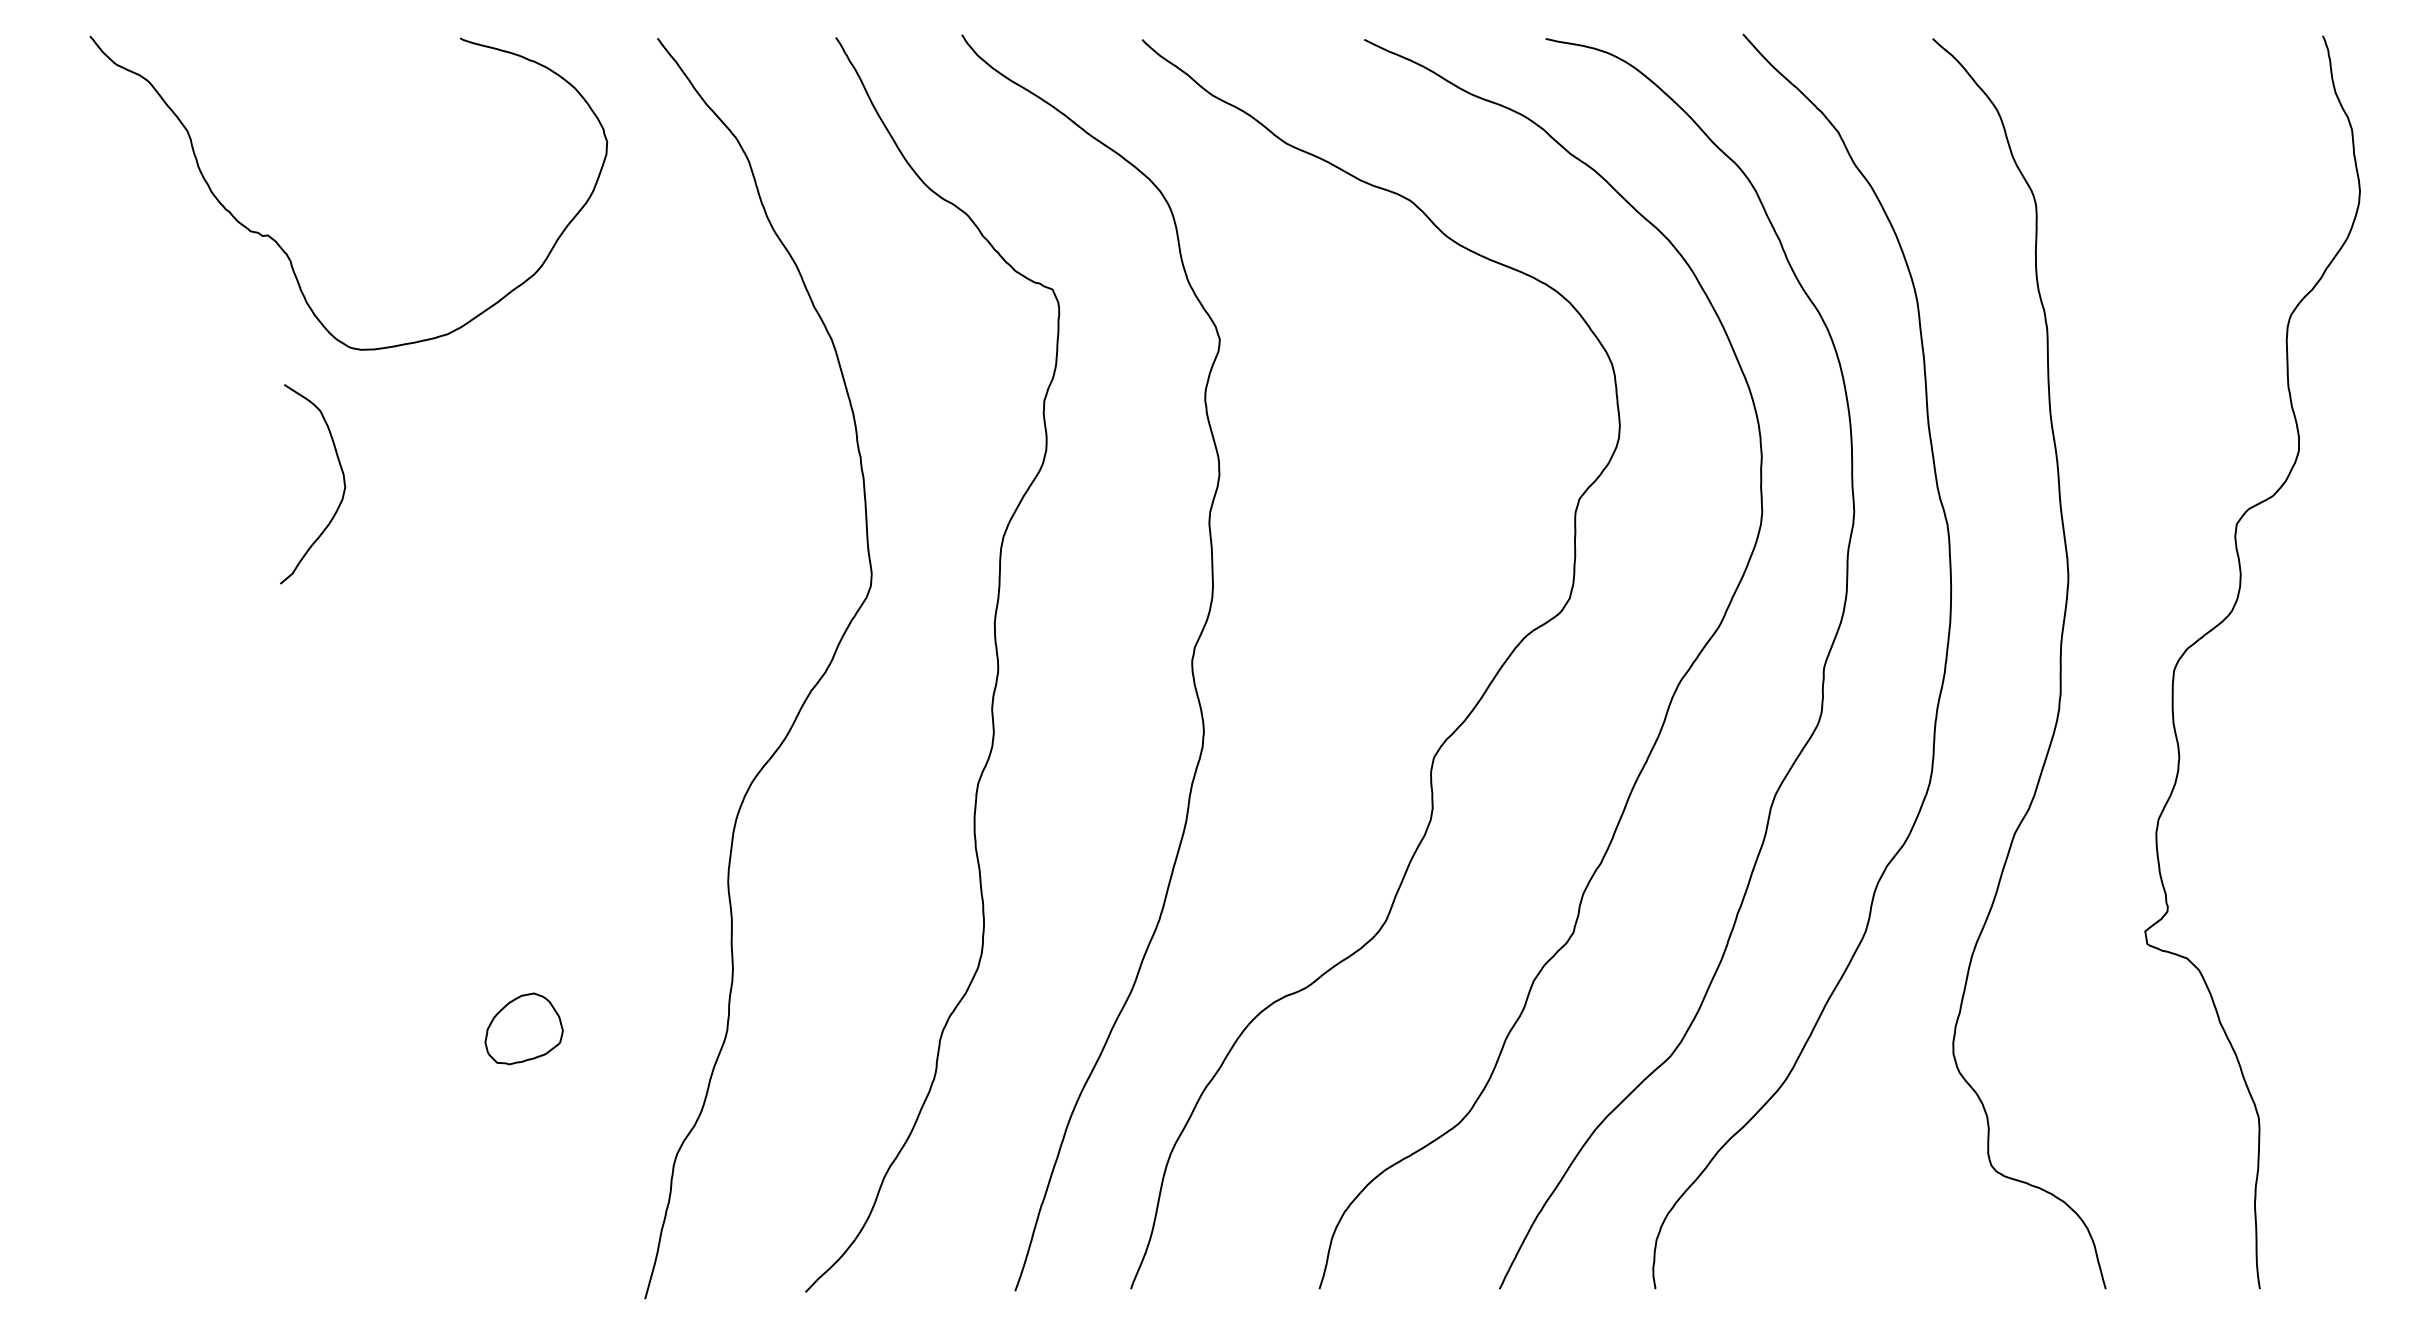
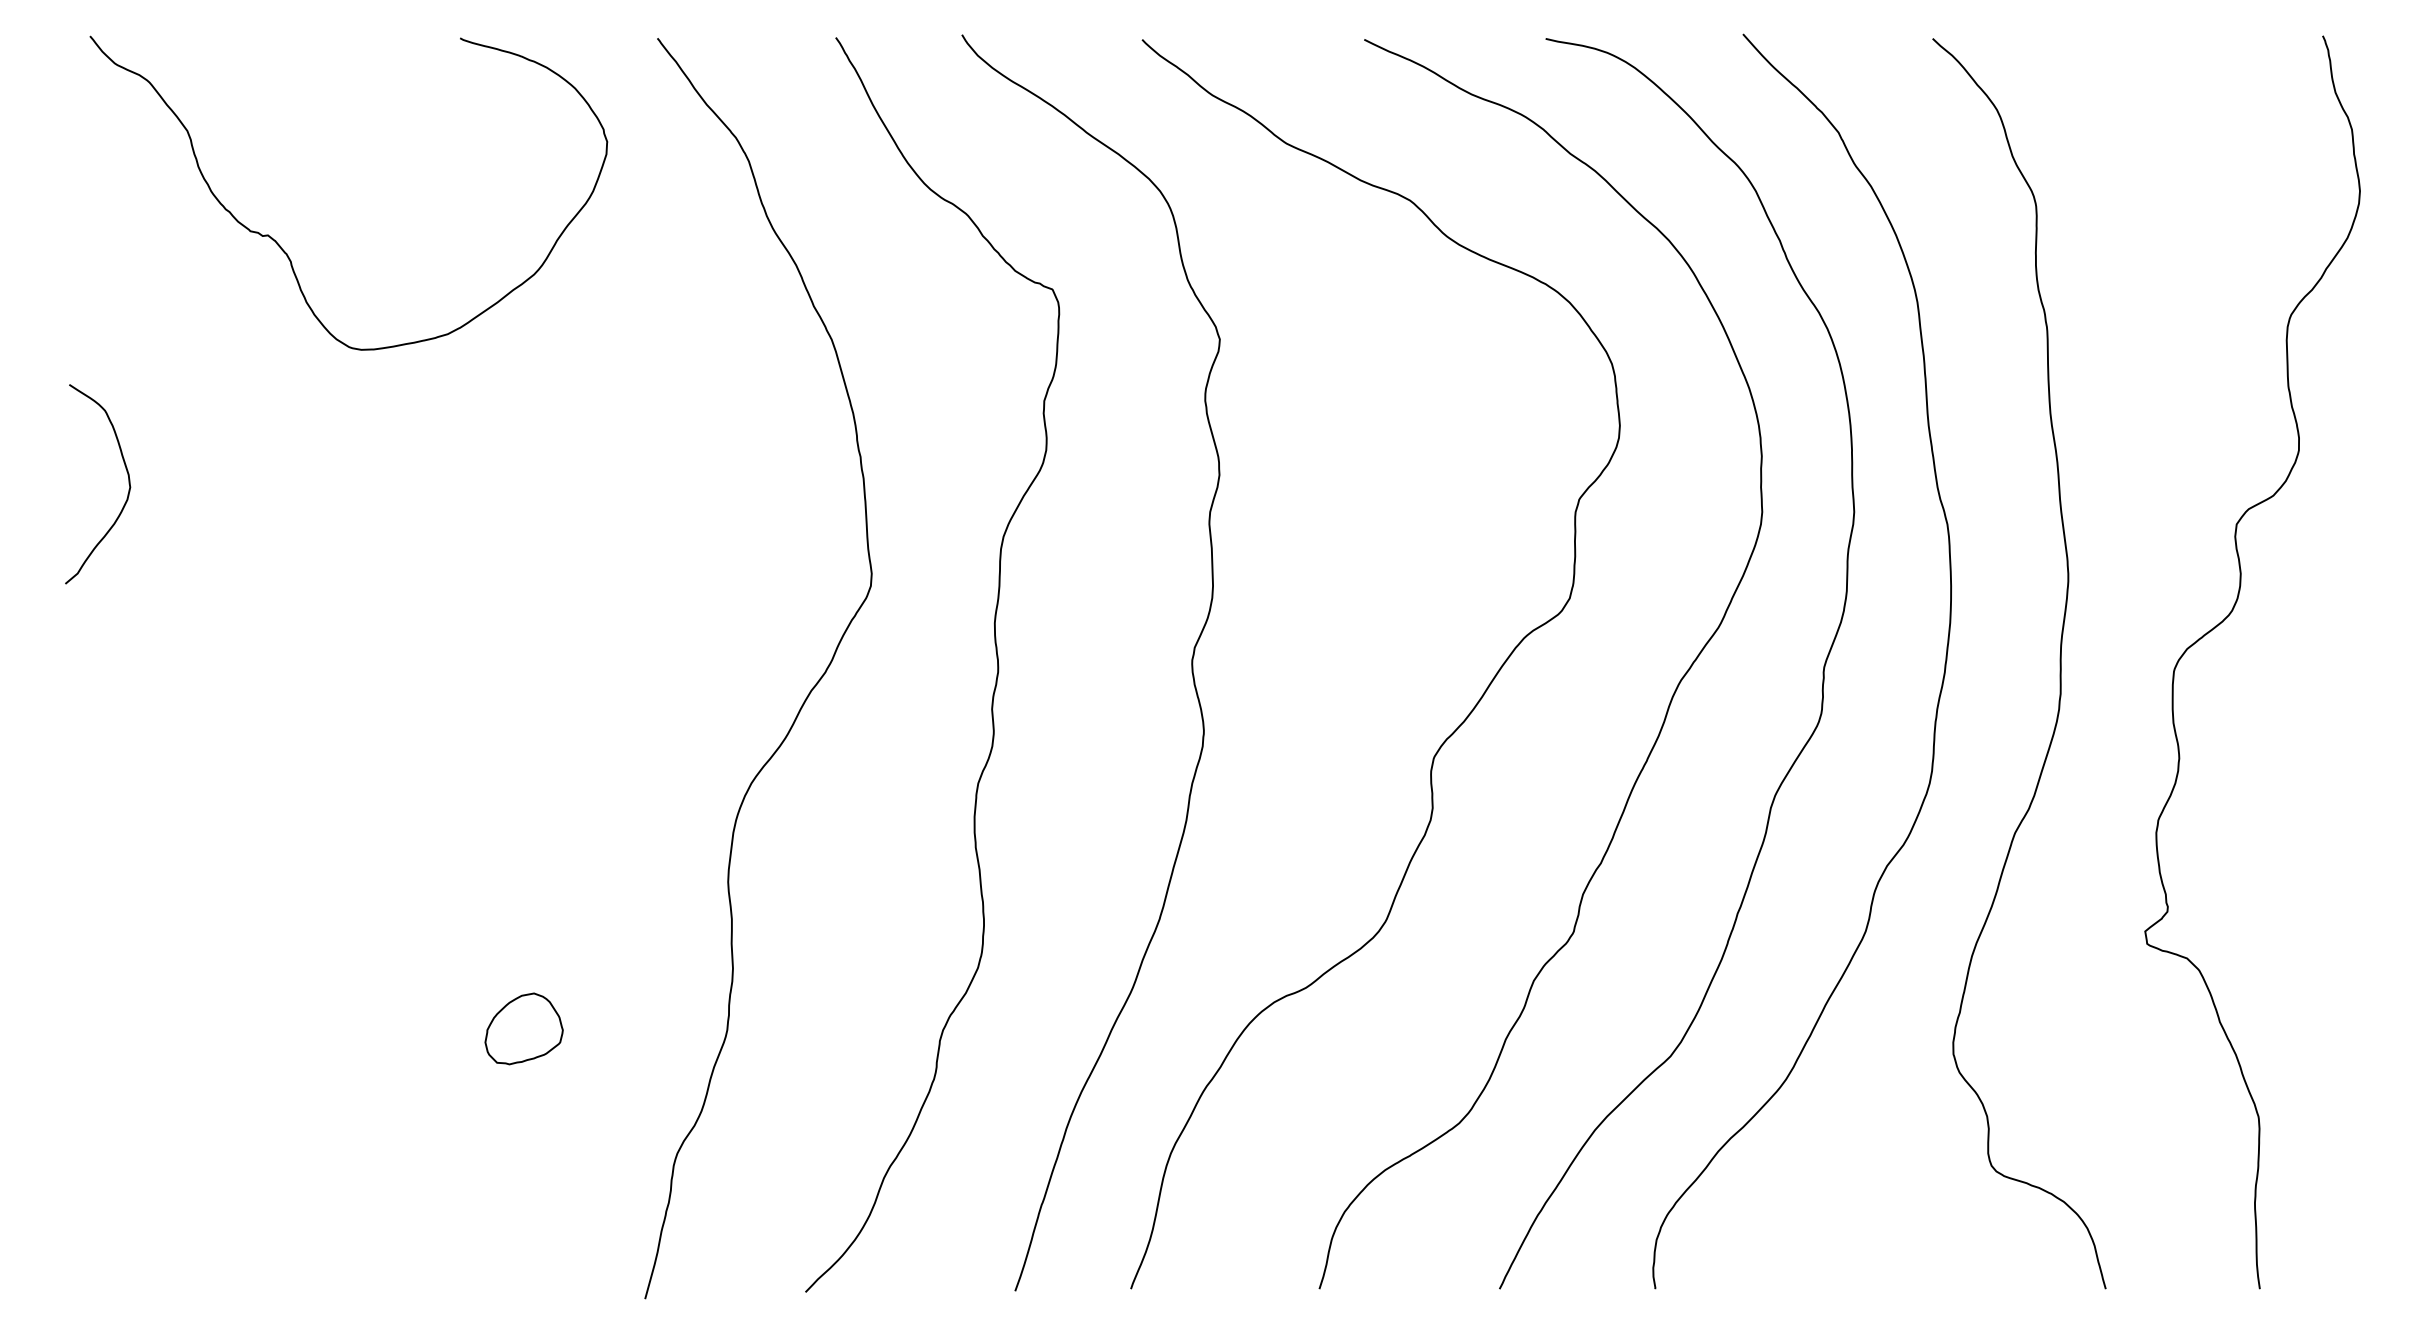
curve position: (343, 484) -> (128, 484) (128, 484)
